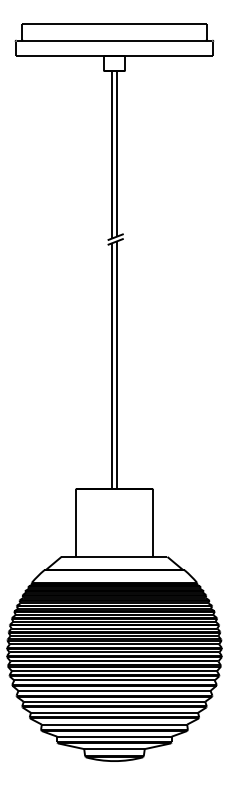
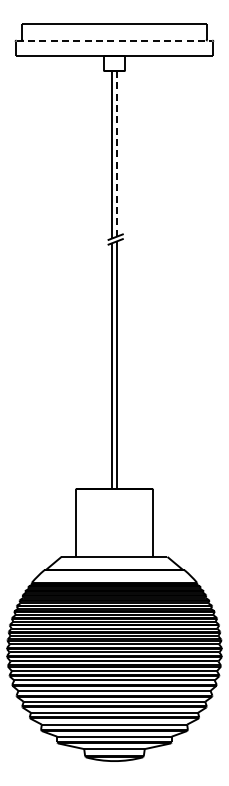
line: solid -> dashed (114, 40)
line: solid -> dashed (117, 153)
